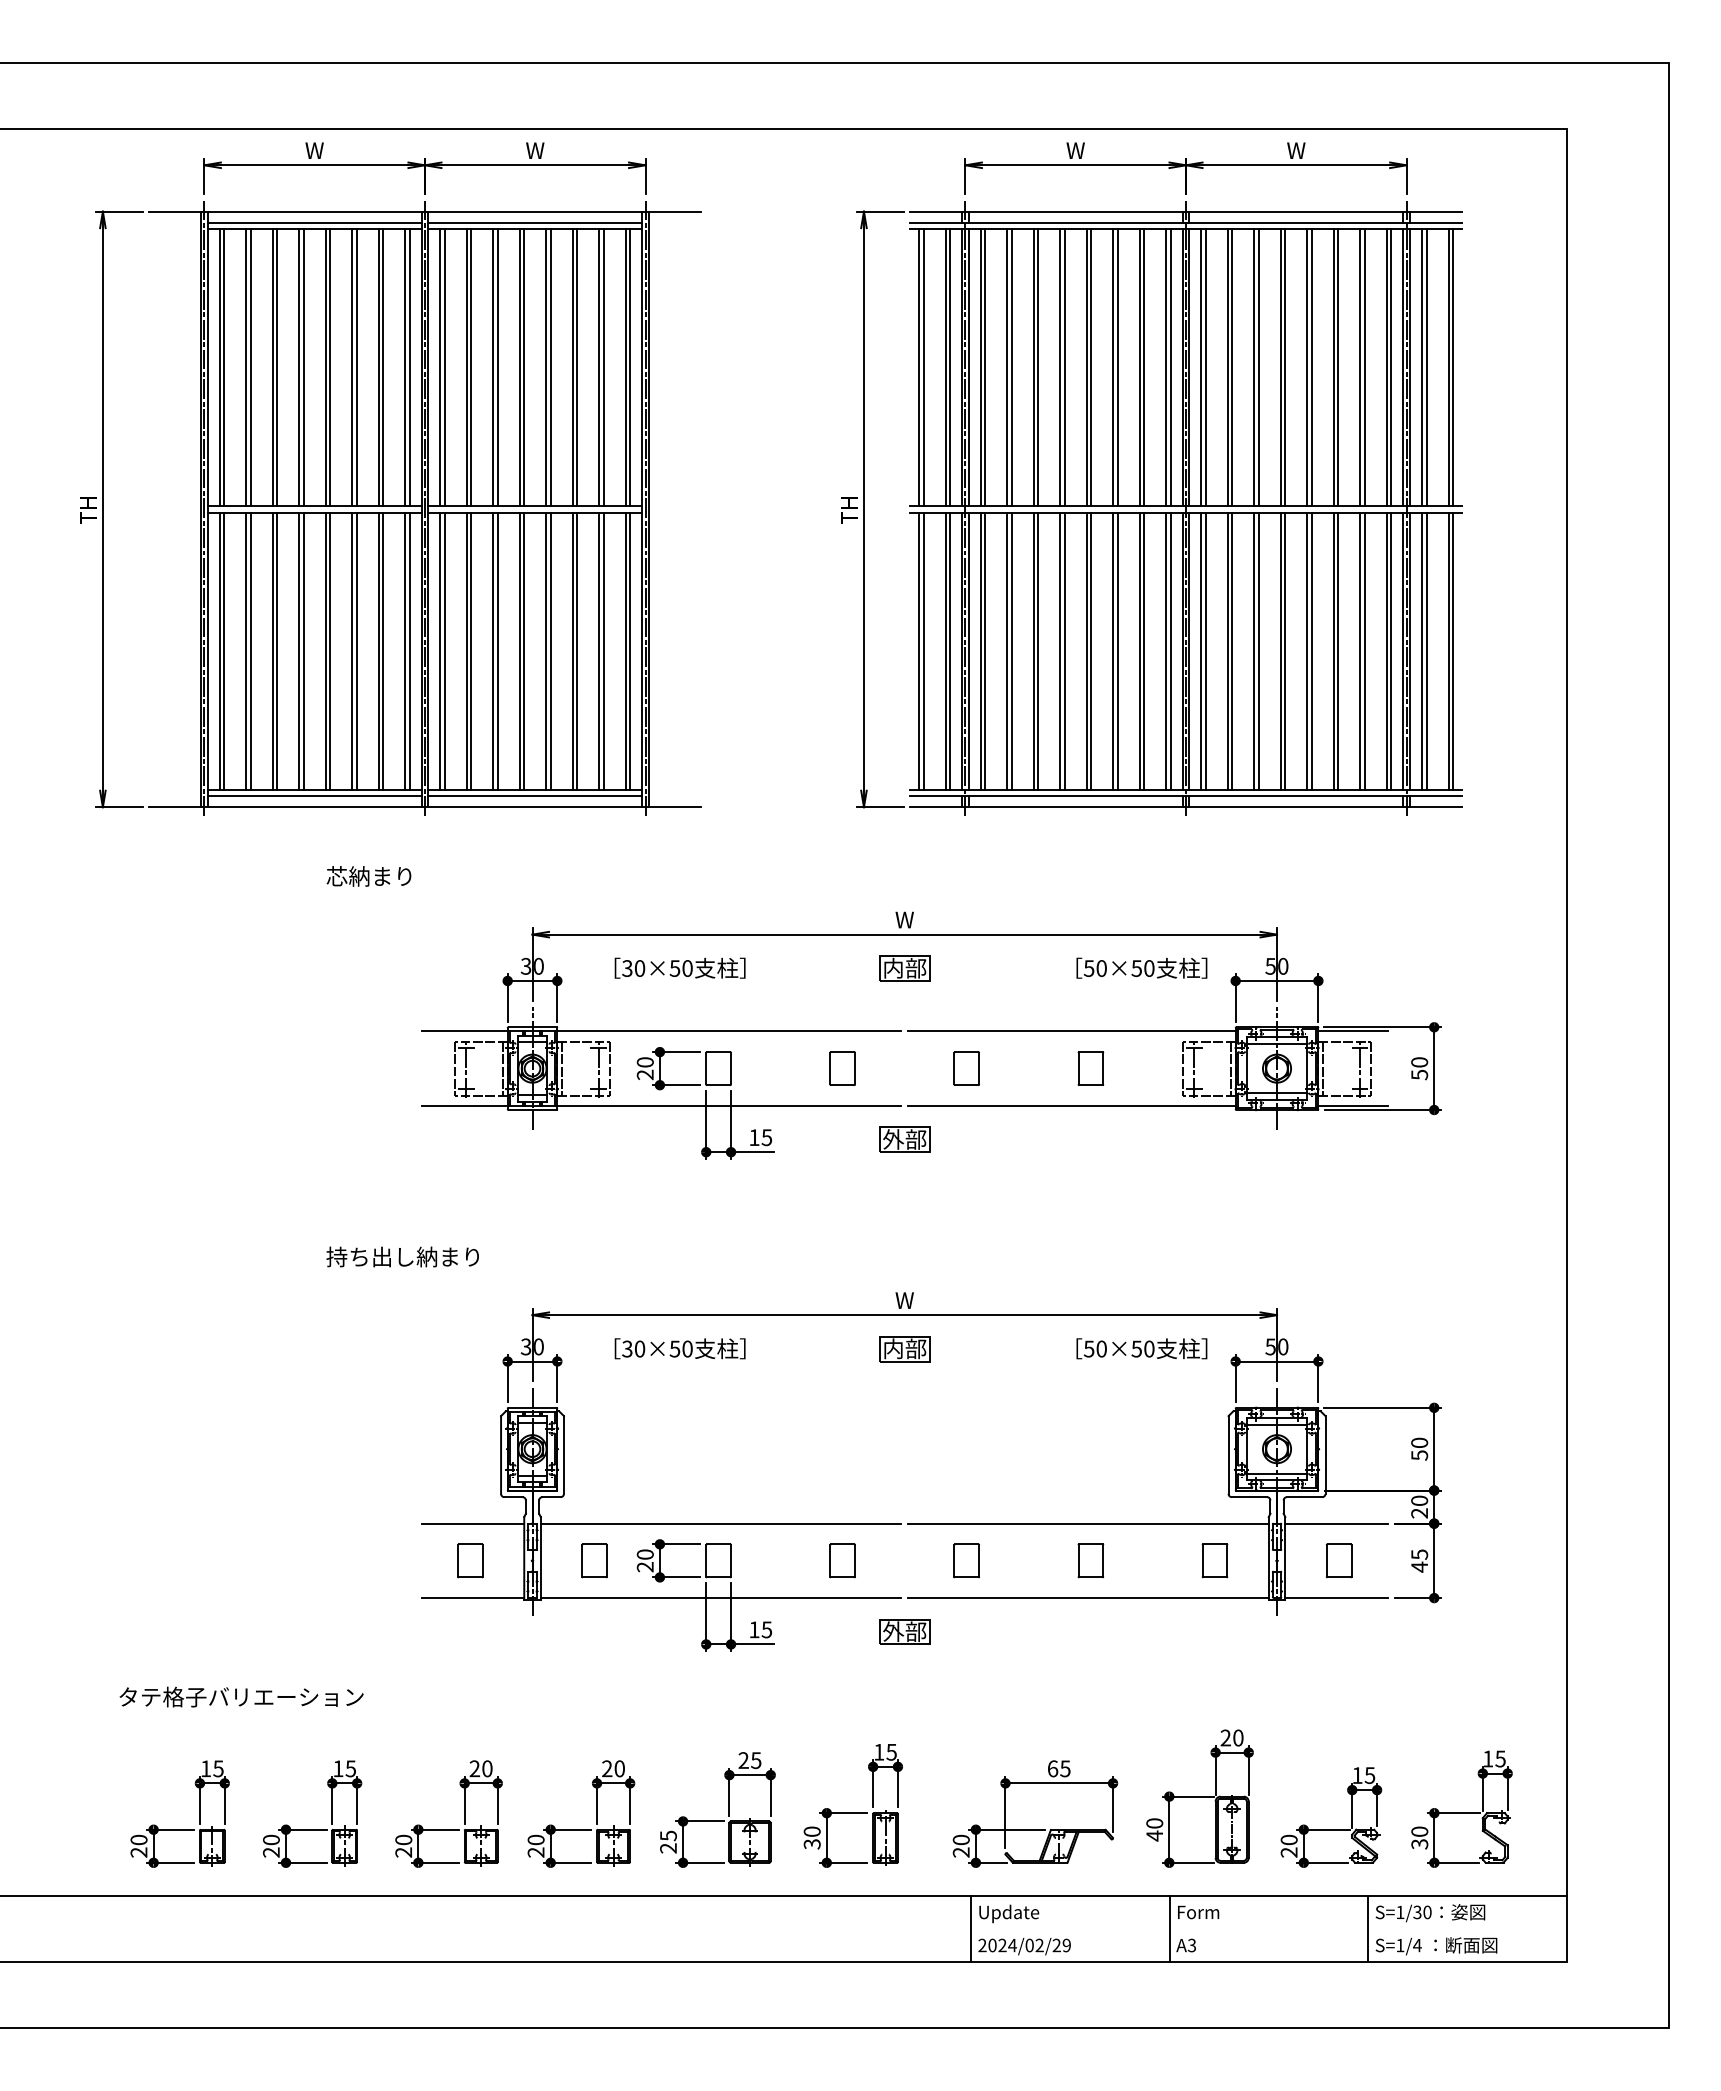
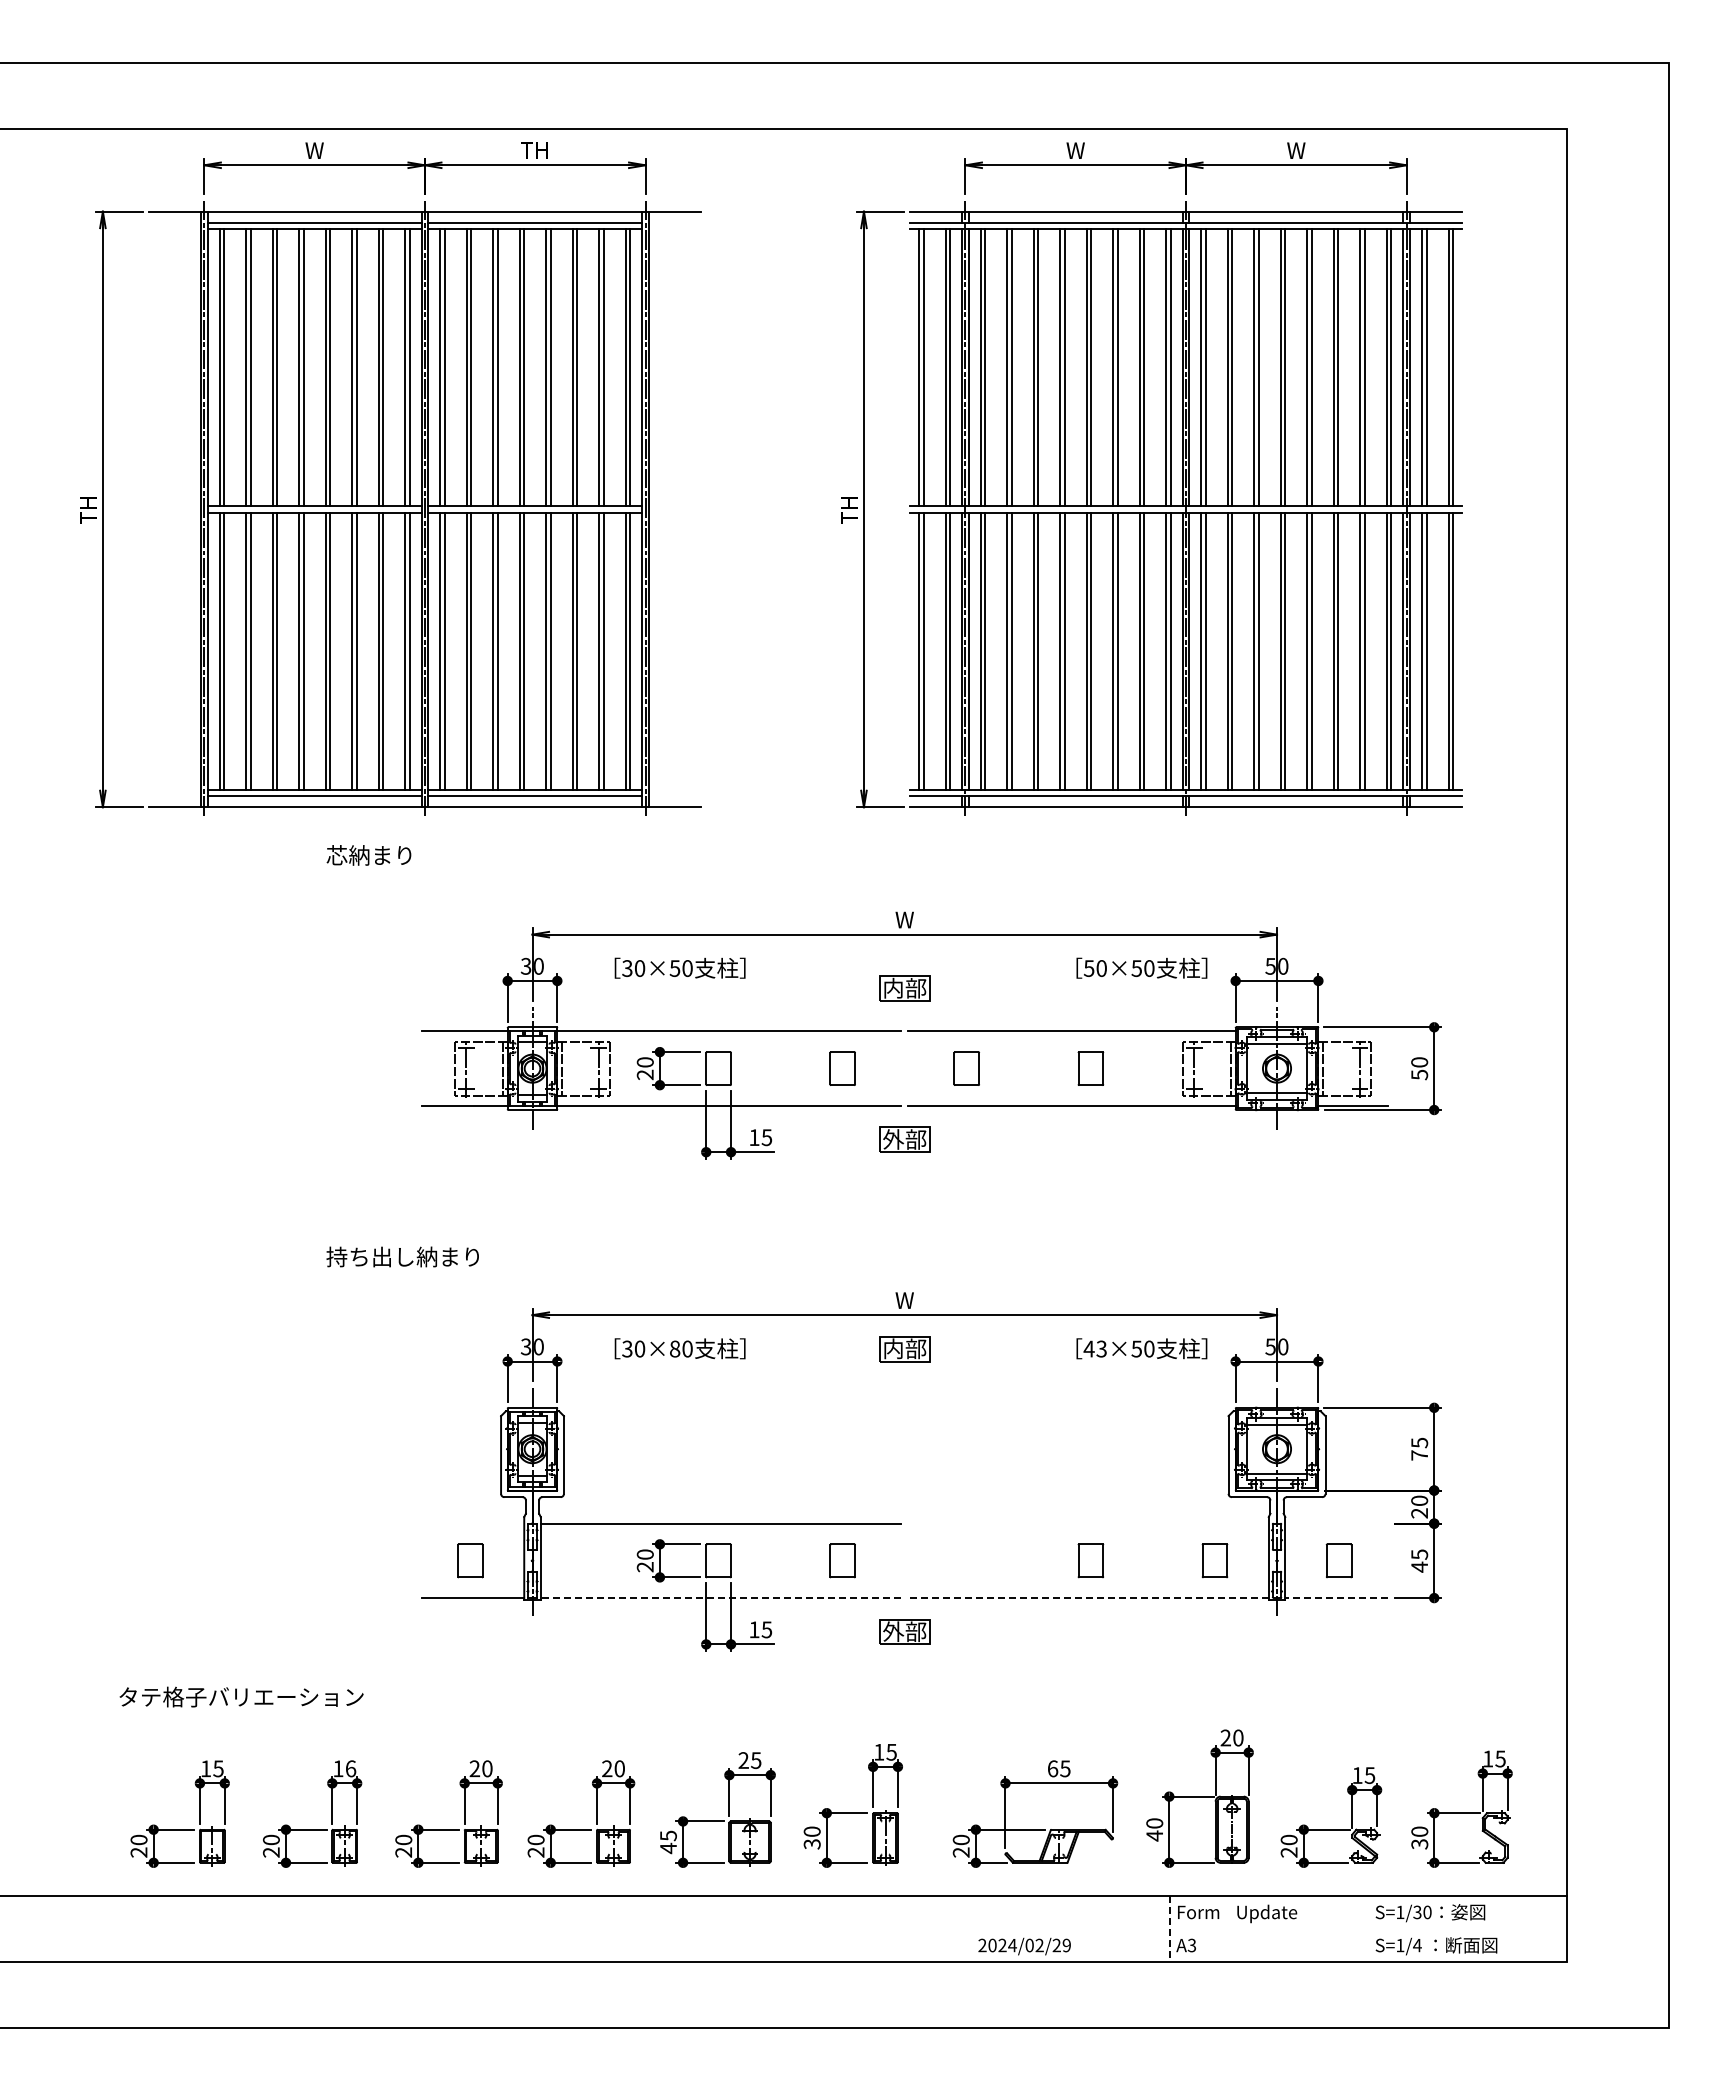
text: W -> TH (534, 150)
text position: (368, 876) -> (368, 855) (368, 855)
part position: (904, 968) -> (904, 988) (904, 988)
line: present -> none (1352, 1031)
text: 30×50 -> 30×80 (674, 1348)
text: 50×50 -> 43×50 (1094, 1348)
text: 50 -> 75 (1419, 1448)
line: present -> none (472, 1523)
line: present -> none (1088, 1523)
line: present -> none (1336, 1523)
part: present -> none (594, 1560)
part: present -> none (966, 1560)
line: solid -> dashed (720, 1598)
line: solid -> dashed (1087, 1598)
line: solid -> dashed (1336, 1598)
text: 15 -> 16 (350, 1768)
text: 25 -> 45 (668, 1848)
text position: (1009, 1913) -> (1267, 1913) (1267, 1913)
line: present -> none (970, 1928)
line: present -> none (1368, 1928)
line: solid -> dashed (1169, 1929)
